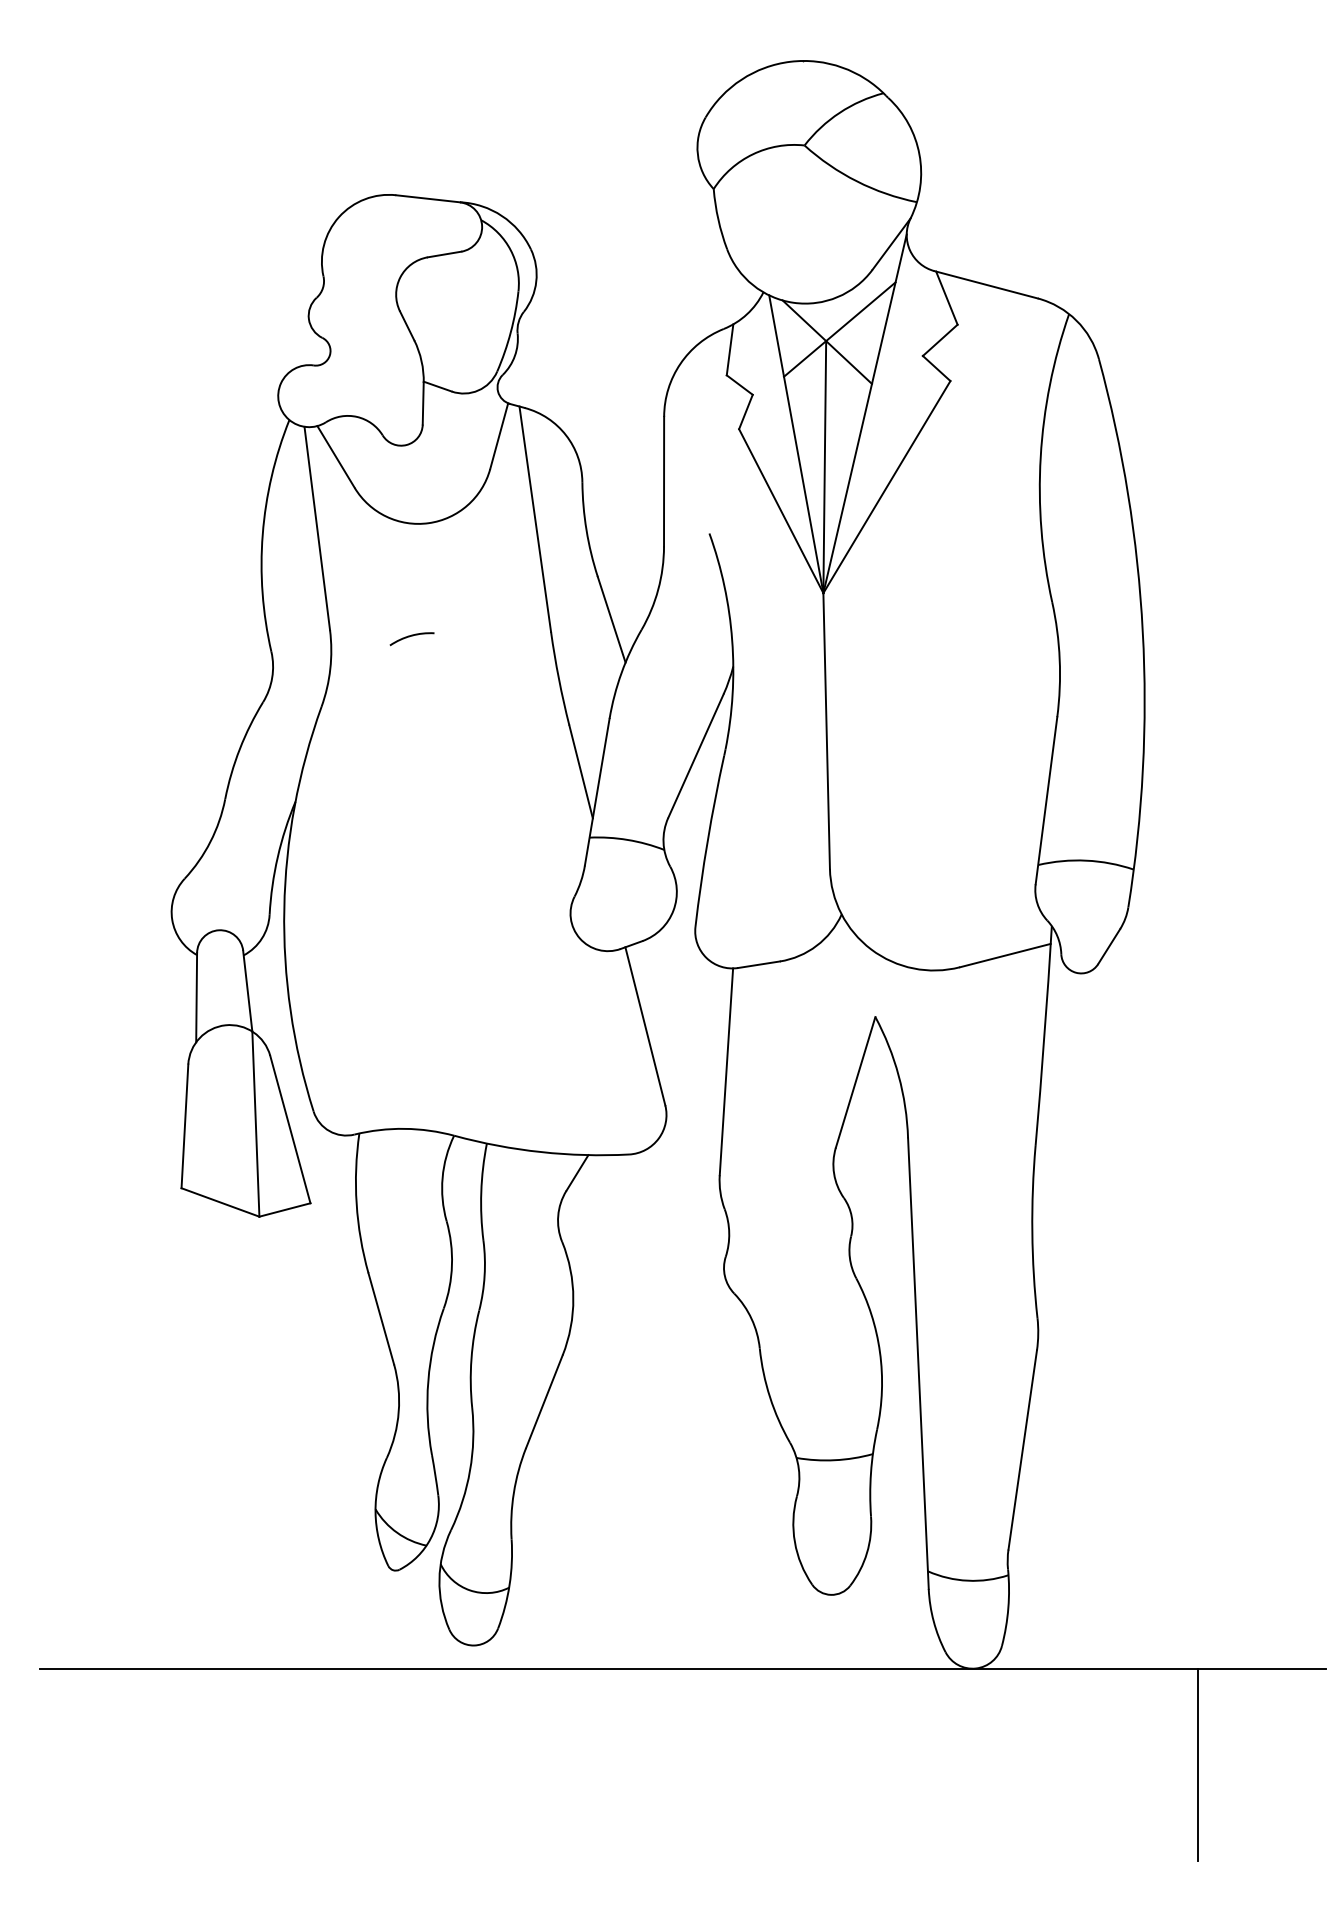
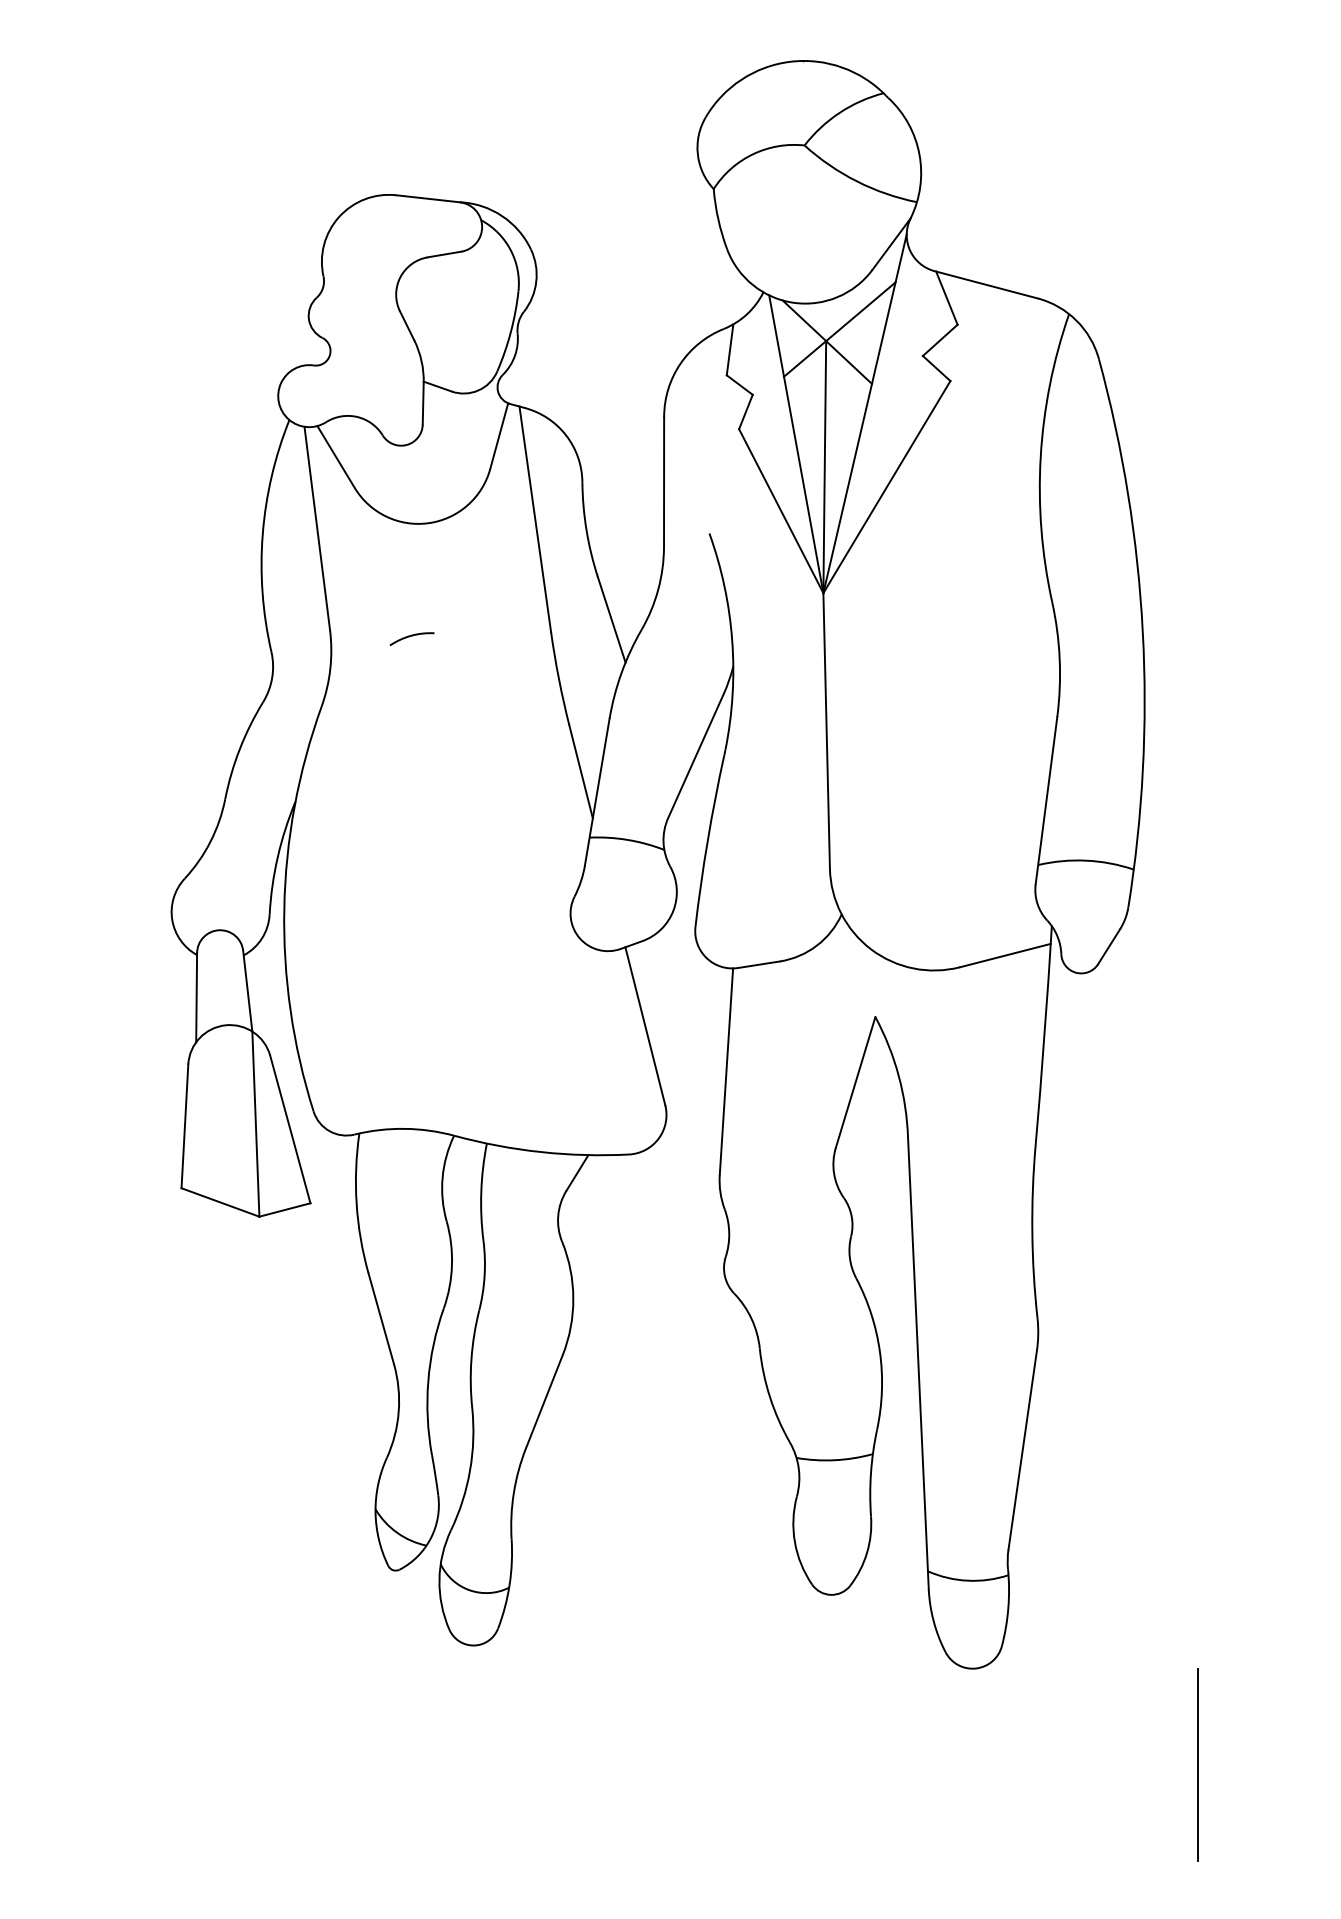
line: present -> none (683, 1668)
